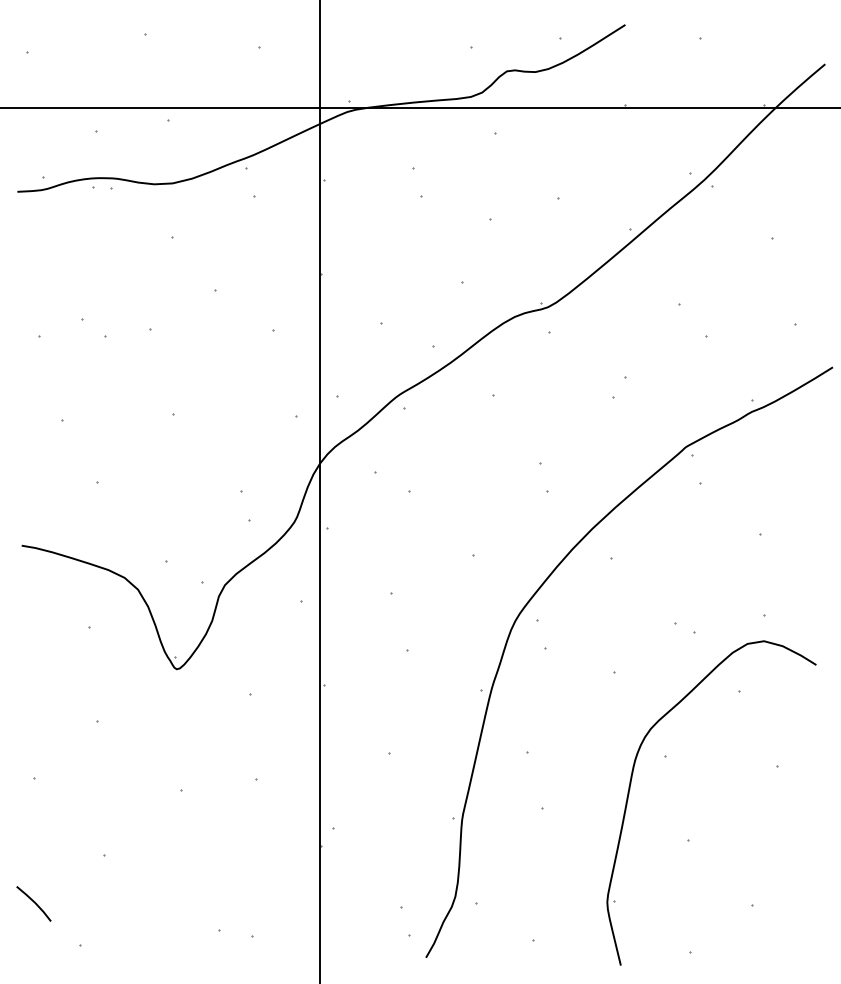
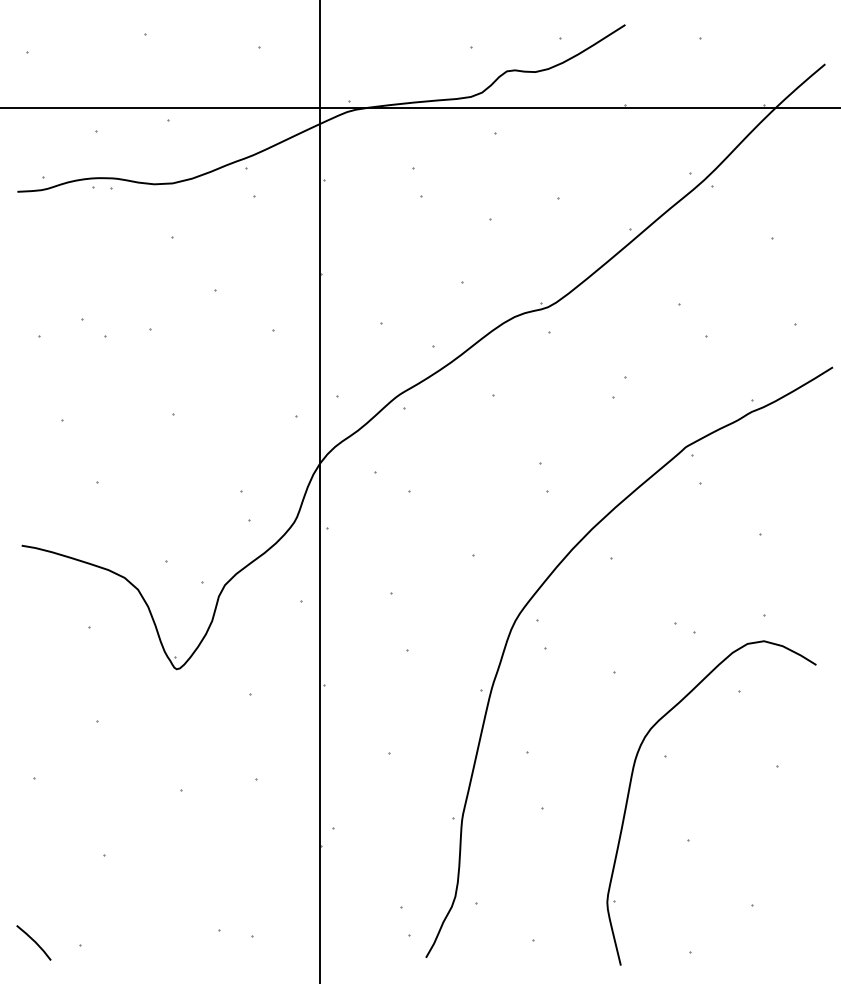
line position: (33, 902) -> (33, 941) (33, 941)
